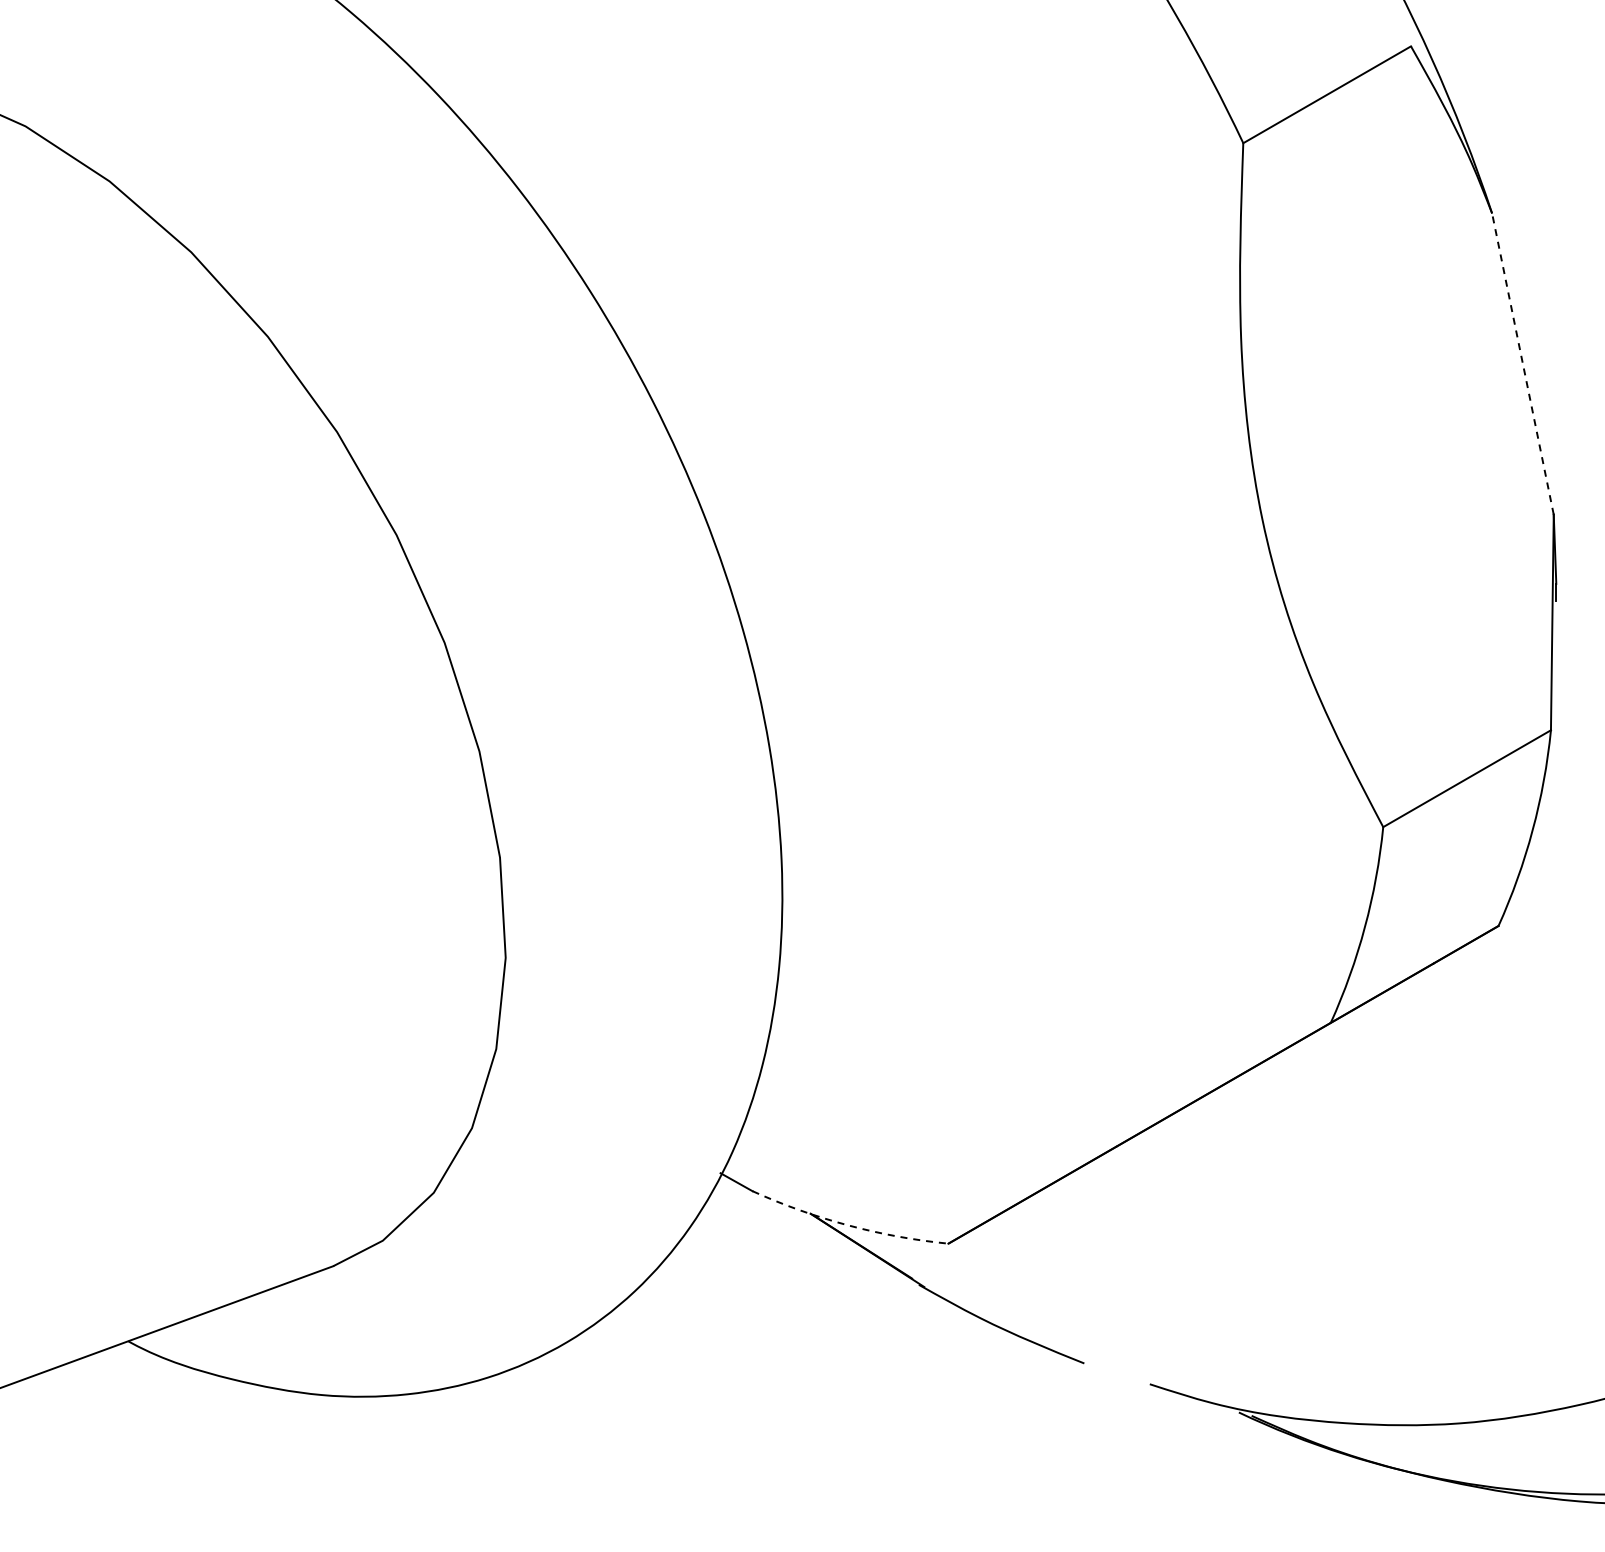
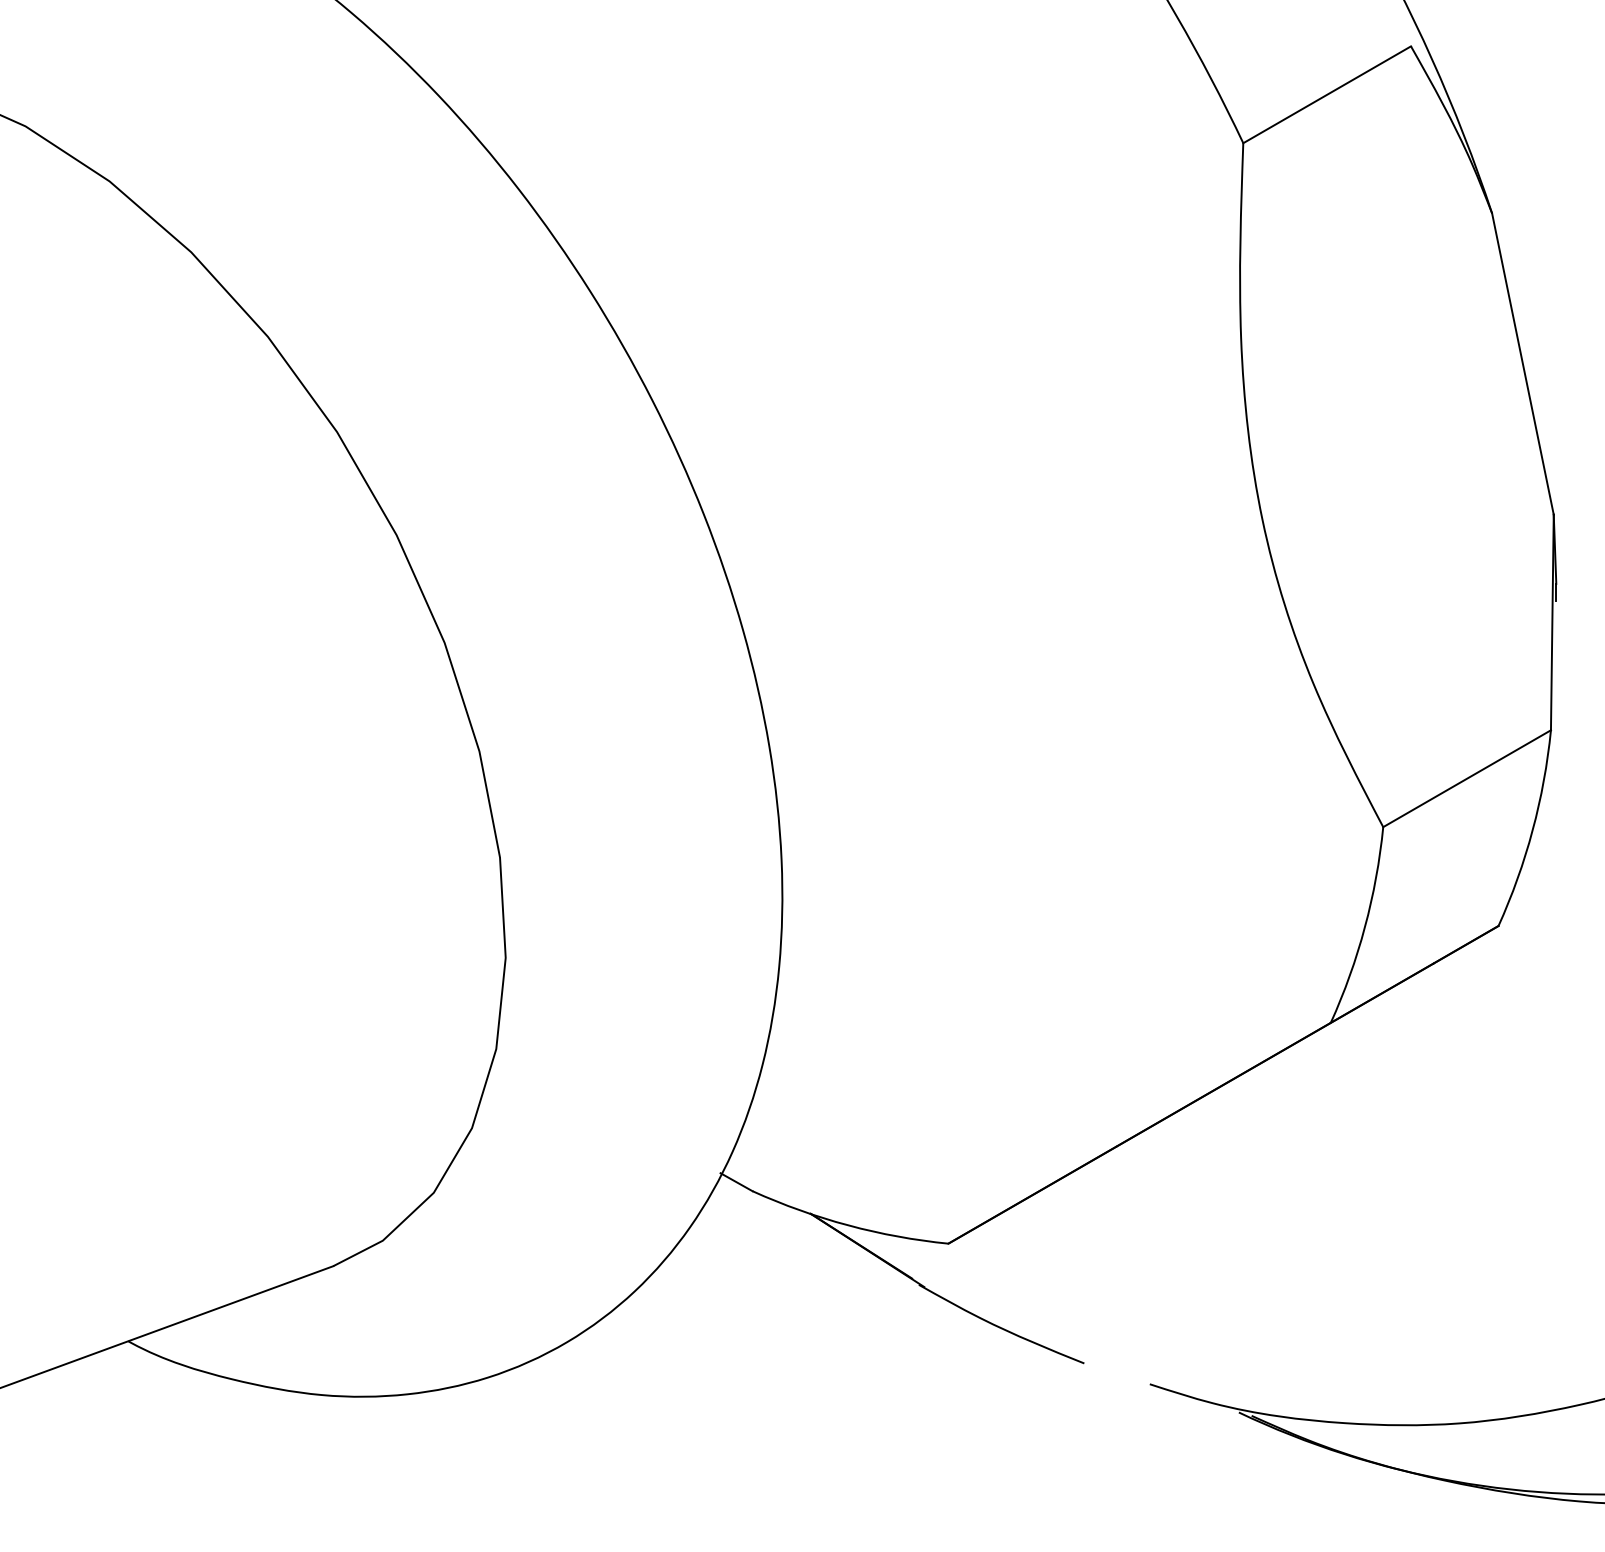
line: dashed -> solid (1522, 364)
arc: dashed -> solid (848, 1225)
